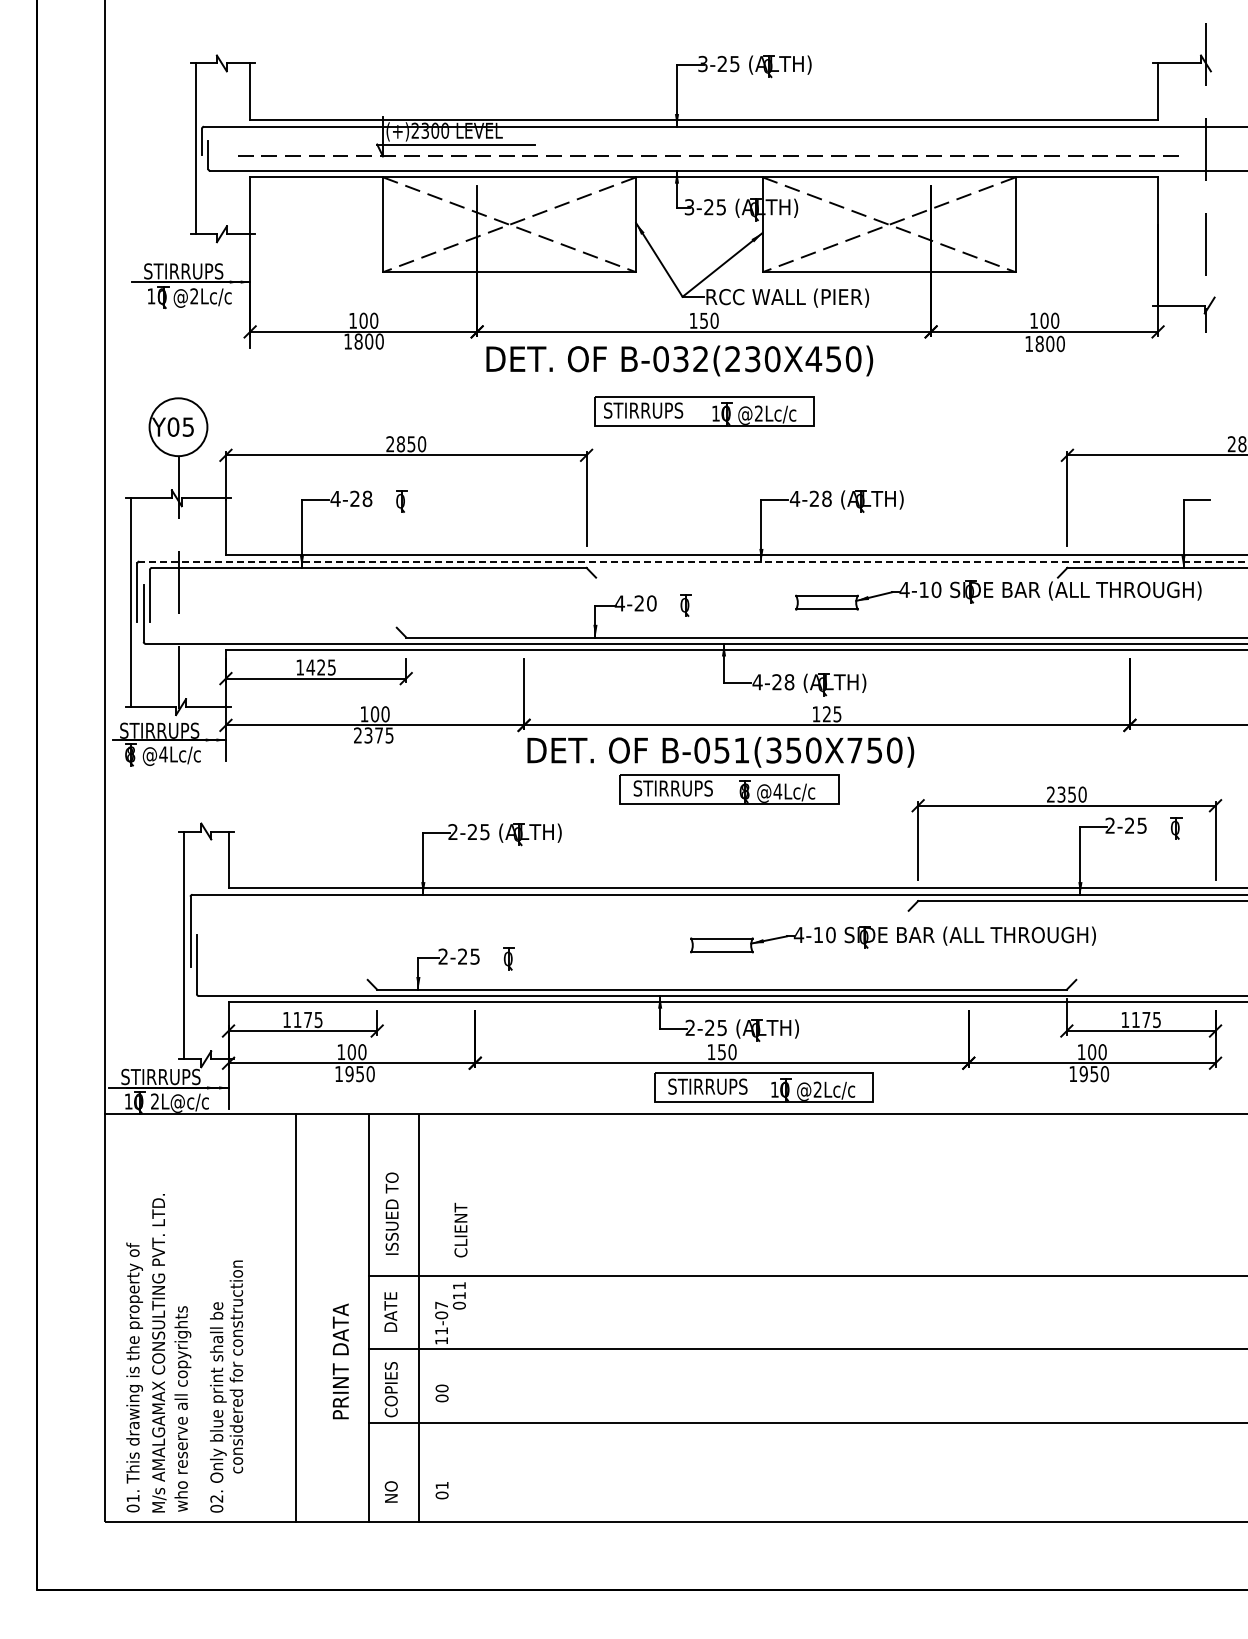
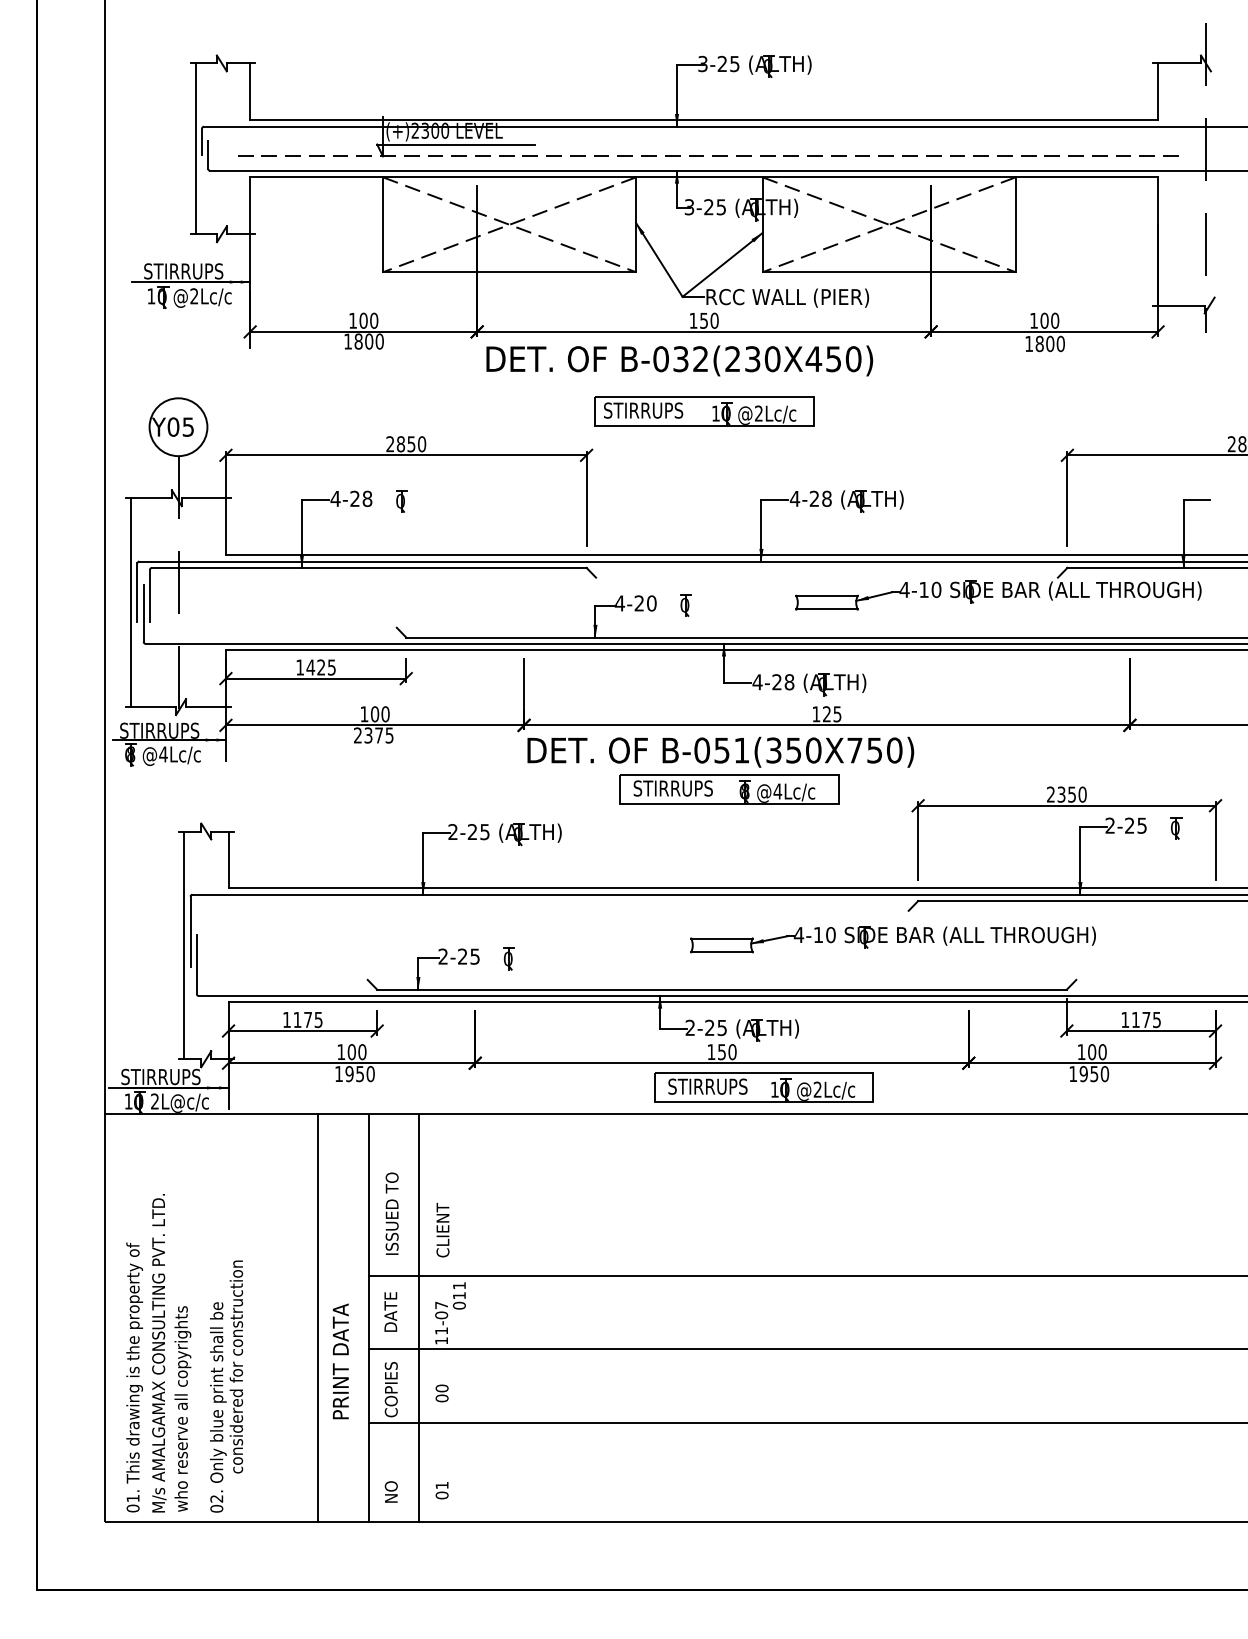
line: dashed -> solid (693, 561)
text position: (460, 1229) -> (442, 1229) (442, 1229)
line position: (295, 1318) -> (317, 1318) (317, 1318)
